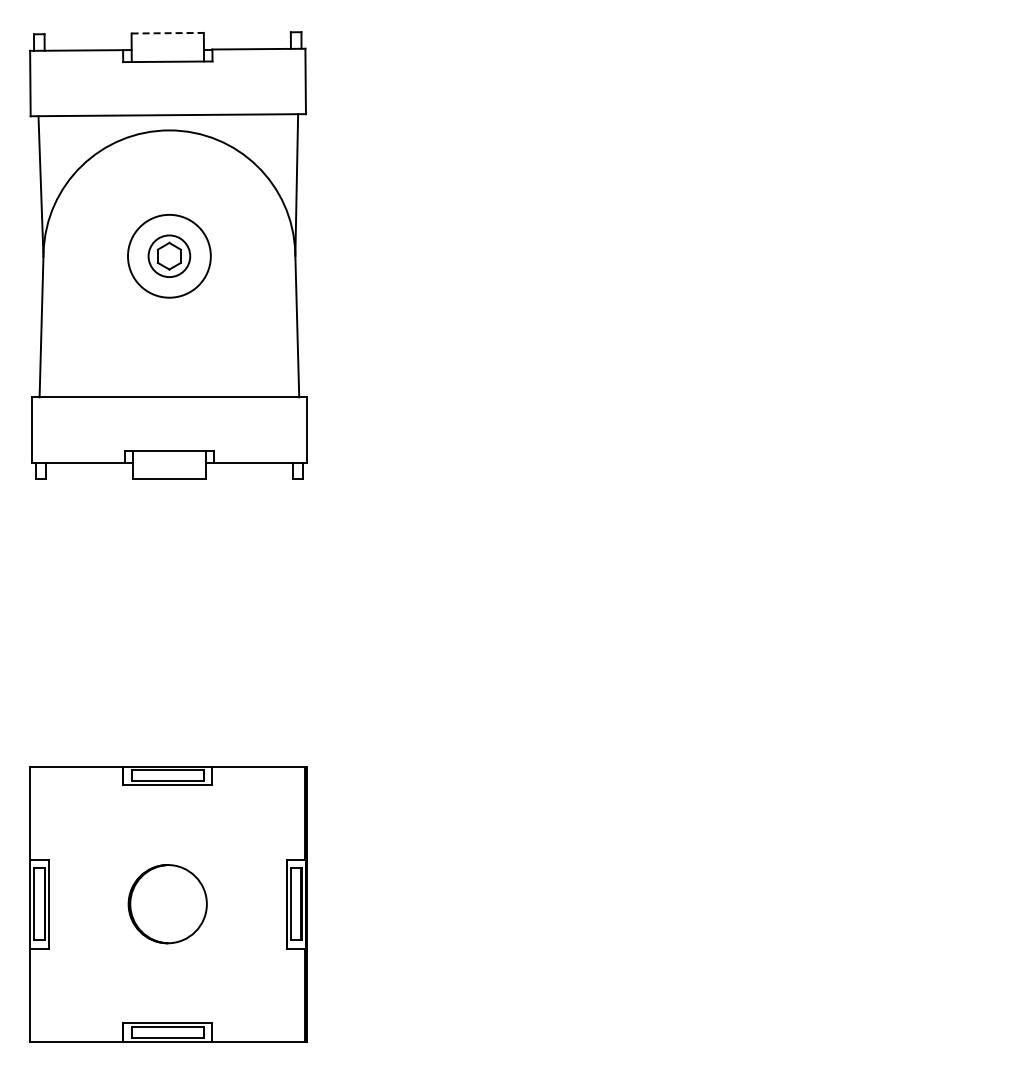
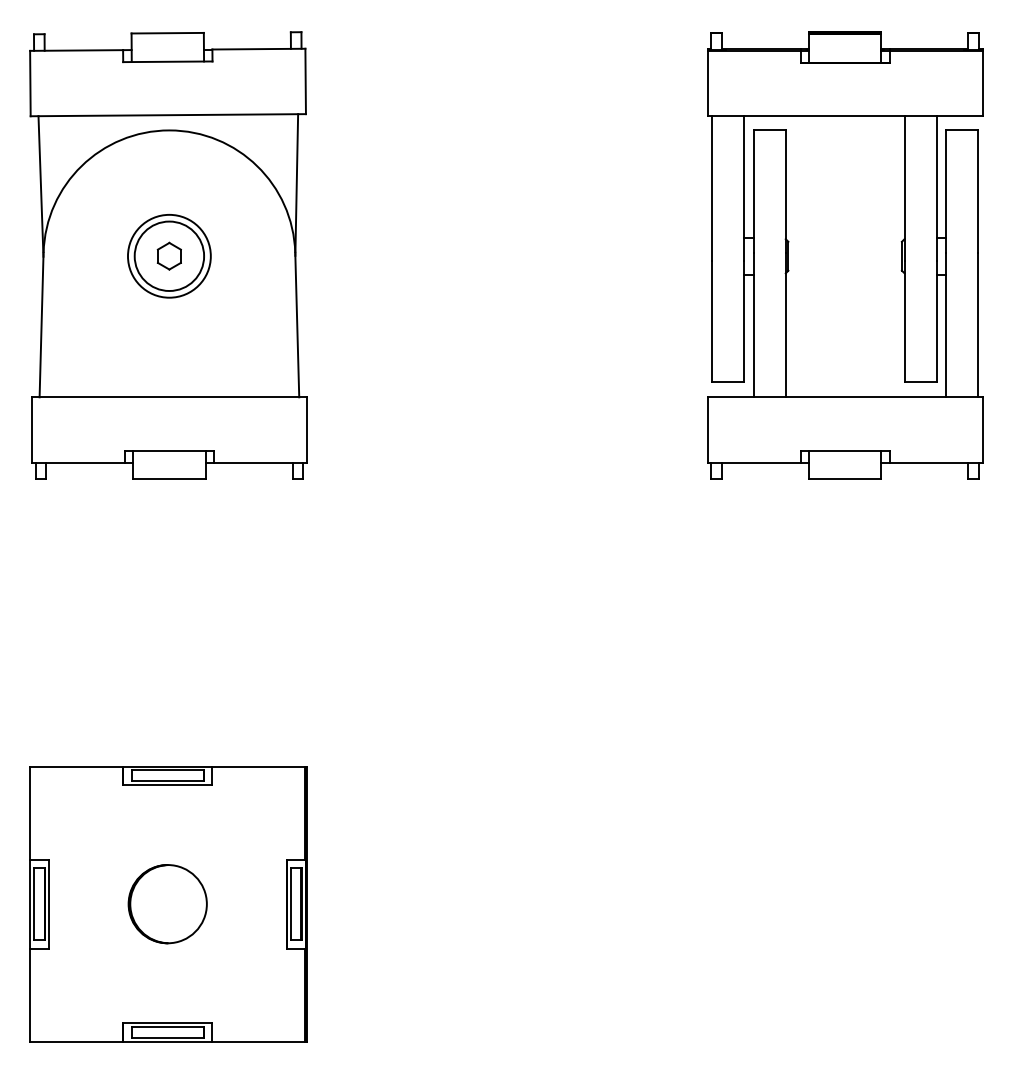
line: dashed -> solid (168, 33)
part: none -> present (845, 255)
circle diameter: 42 px -> 69 px (169, 255)
